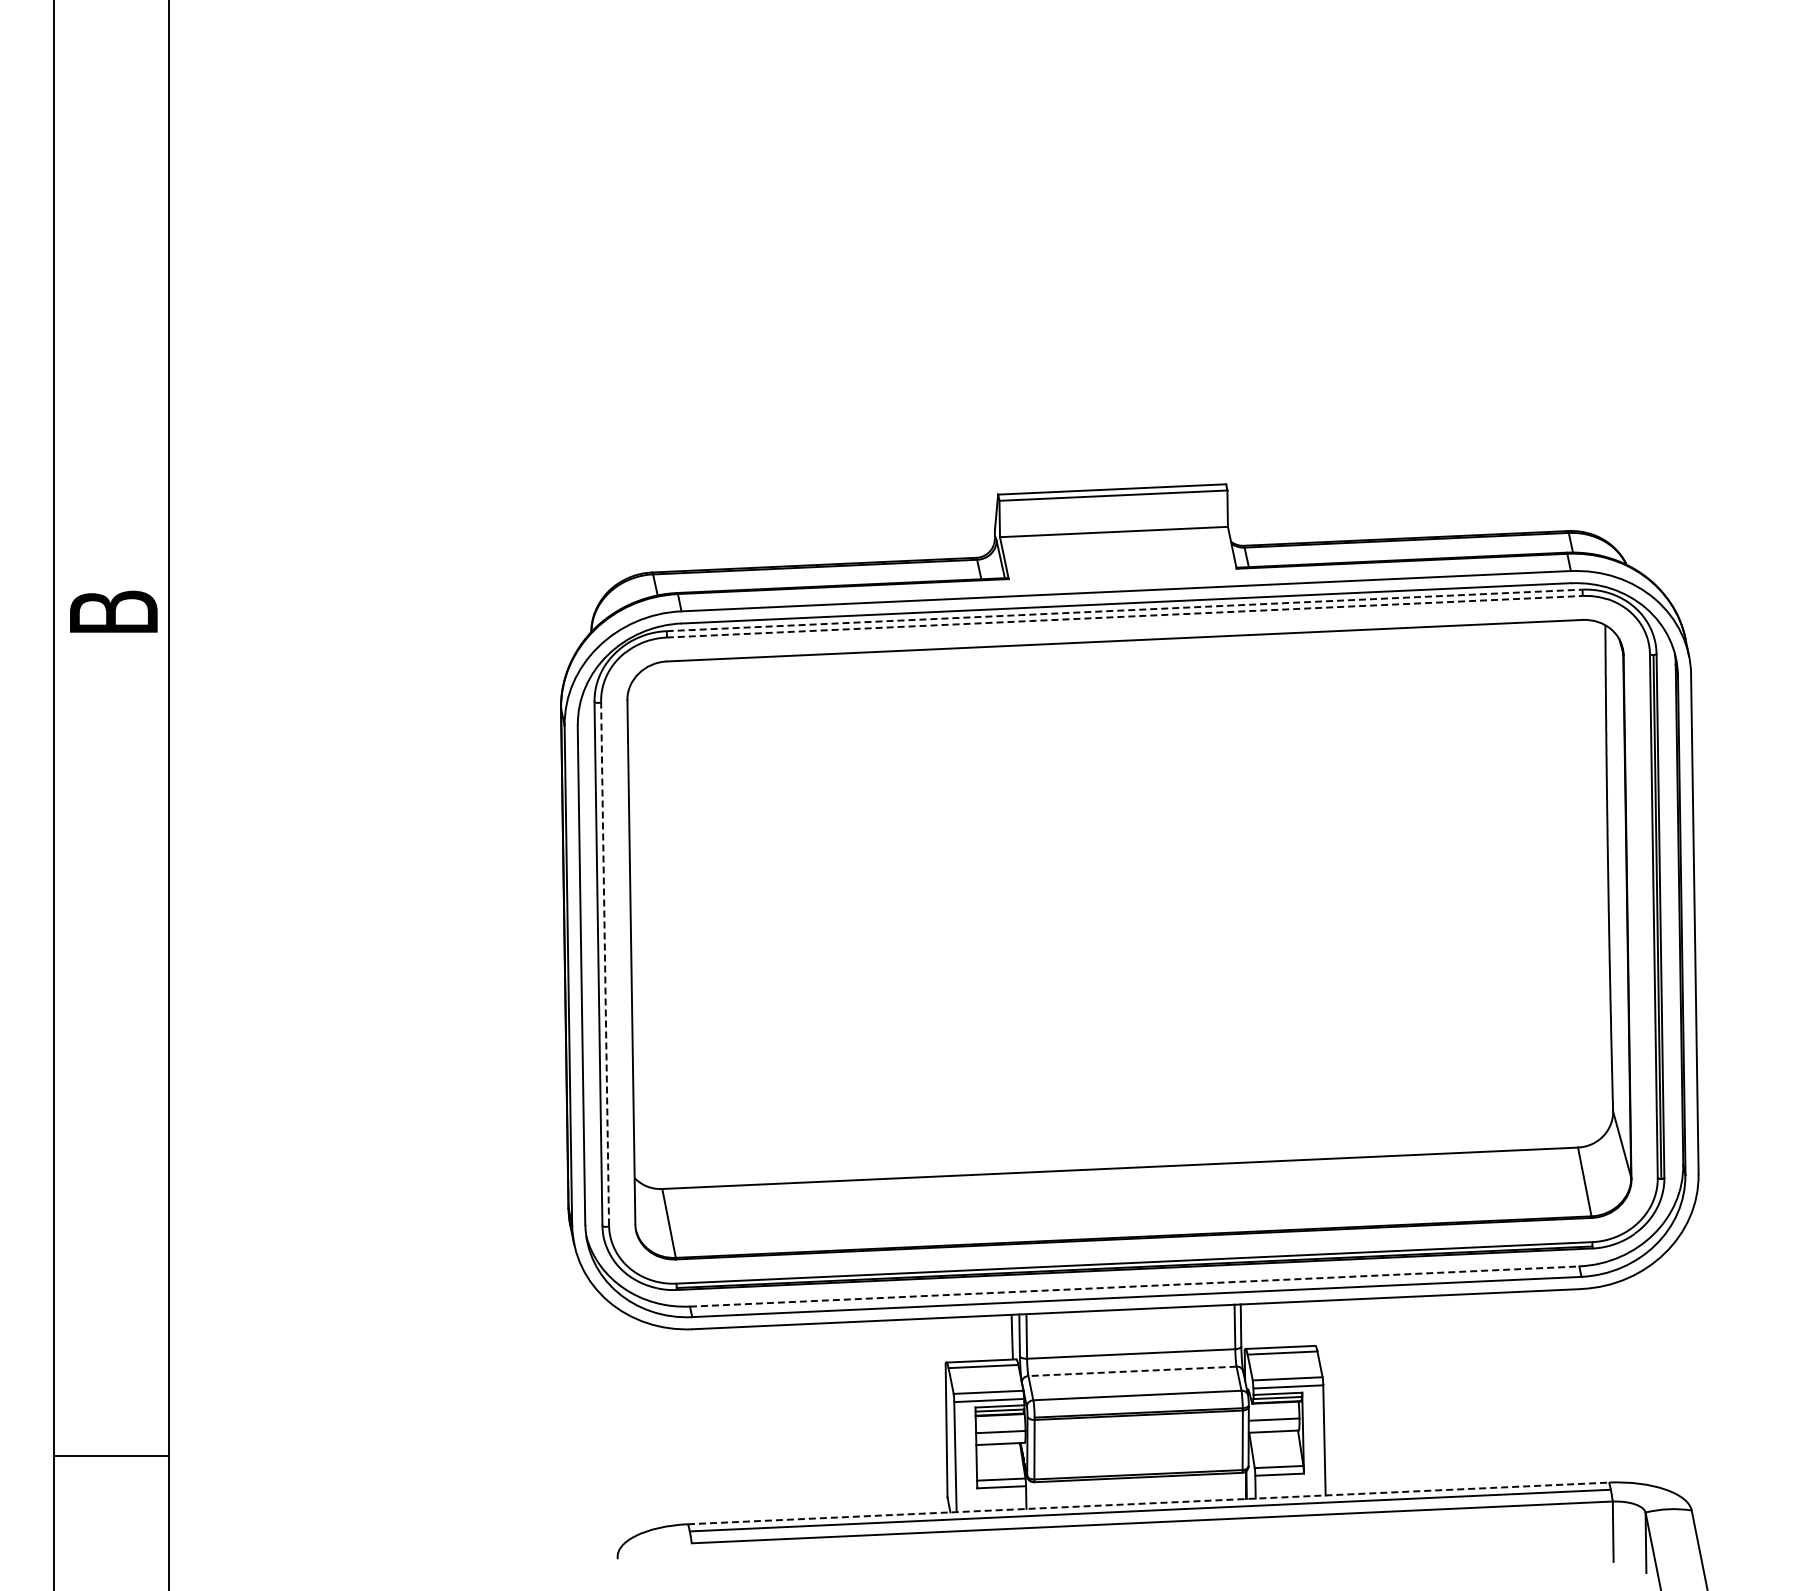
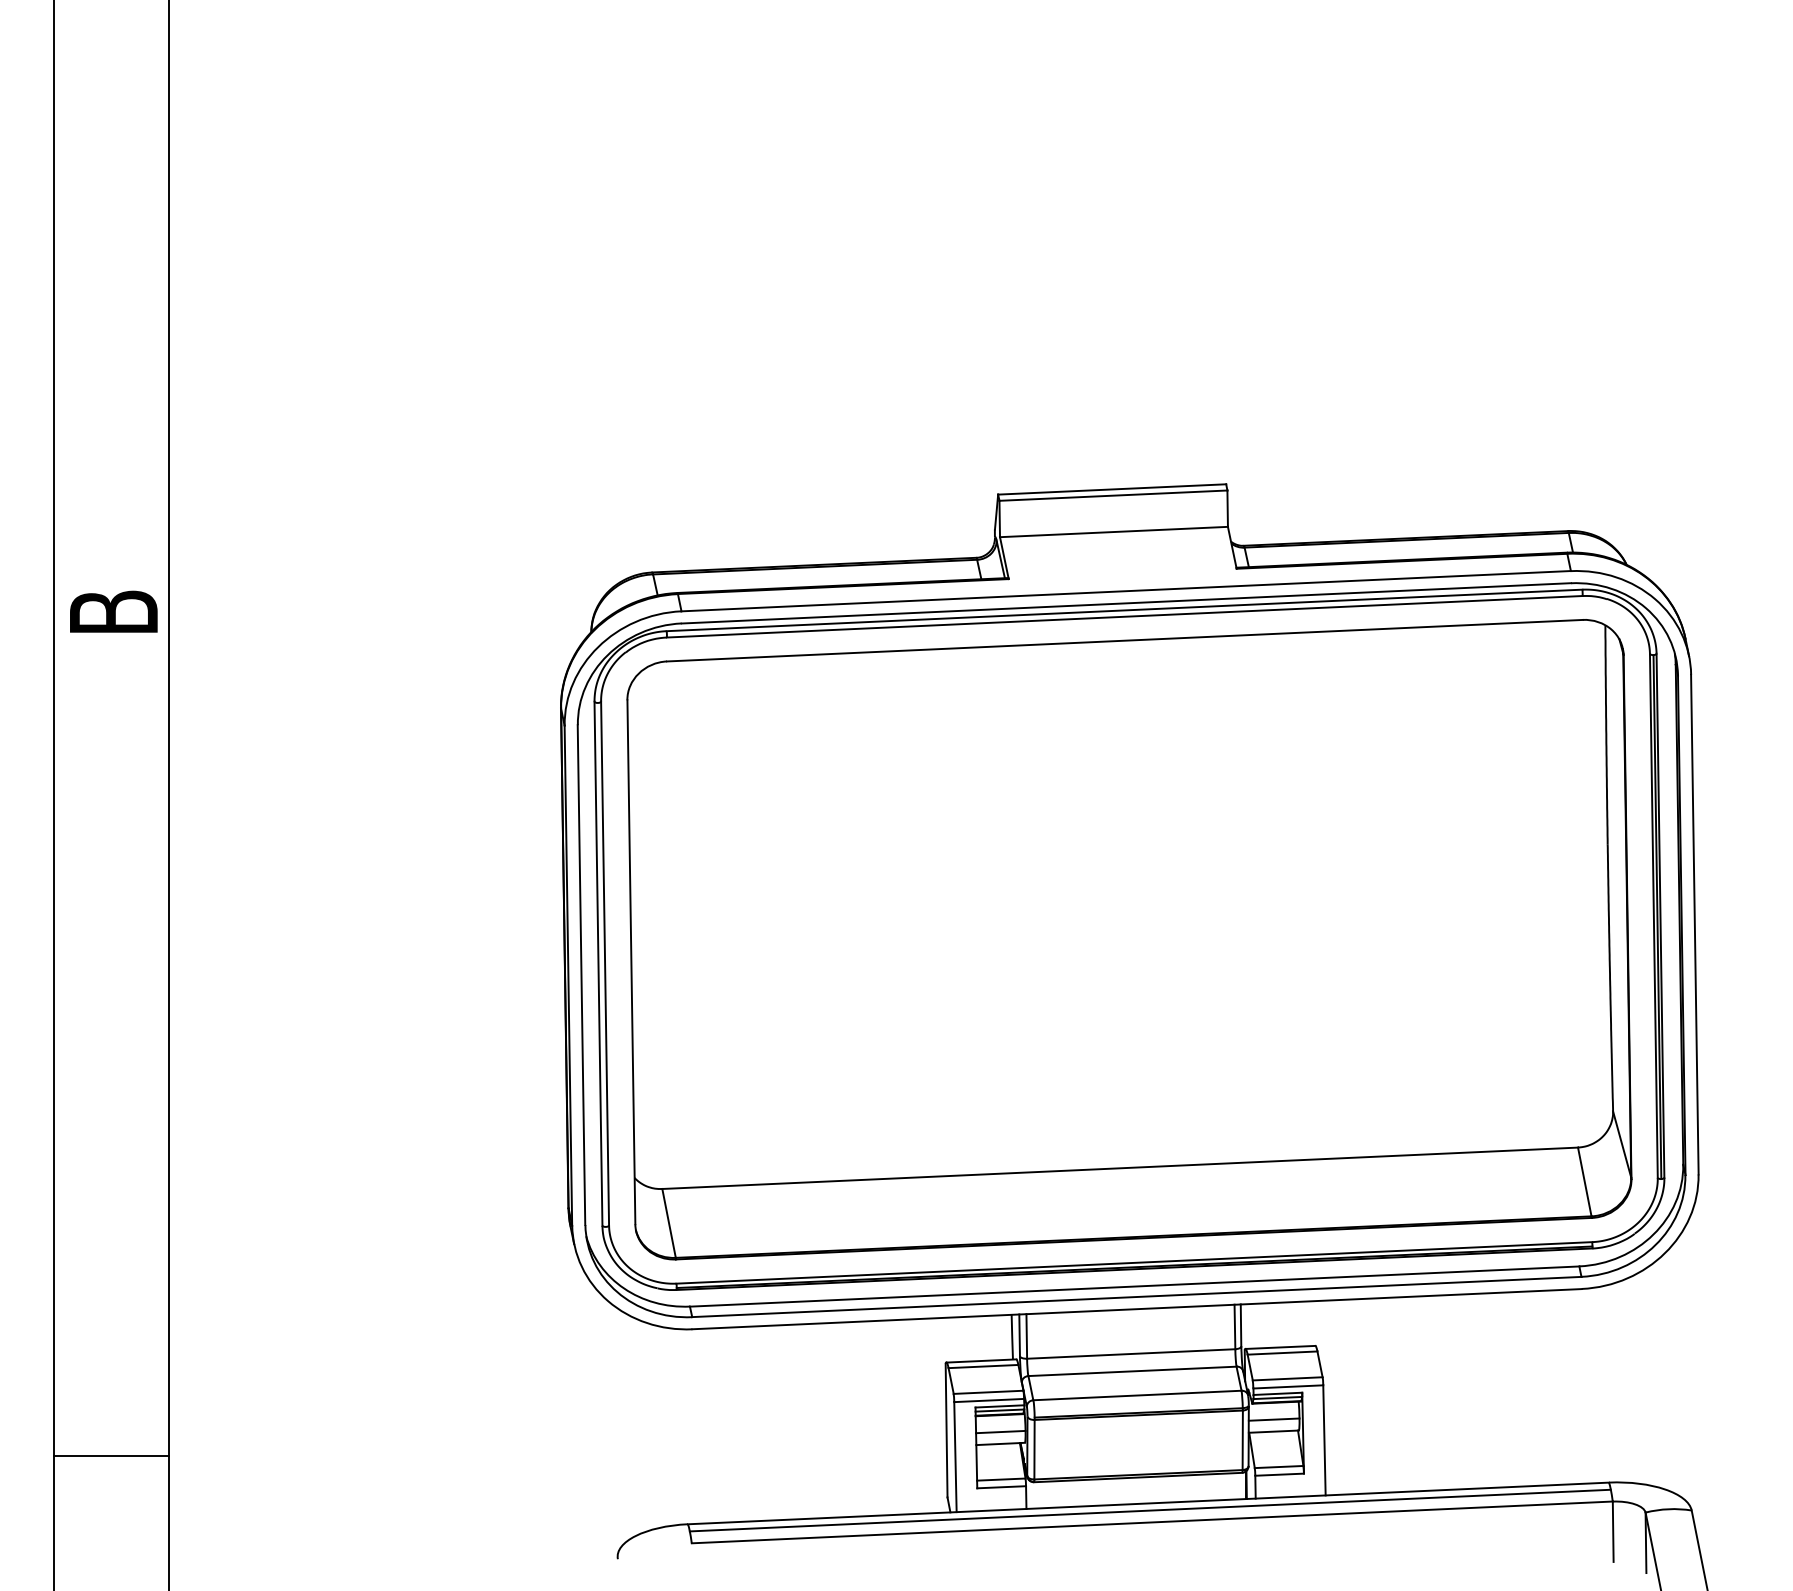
line: dashed -> solid (1125, 610)
line: dashed -> solid (1125, 616)
line: dashed -> solid (605, 963)
line: dashed -> solid (1135, 1286)
line: dashed -> solid (1131, 1371)
line: dashed -> solid (1148, 1503)
